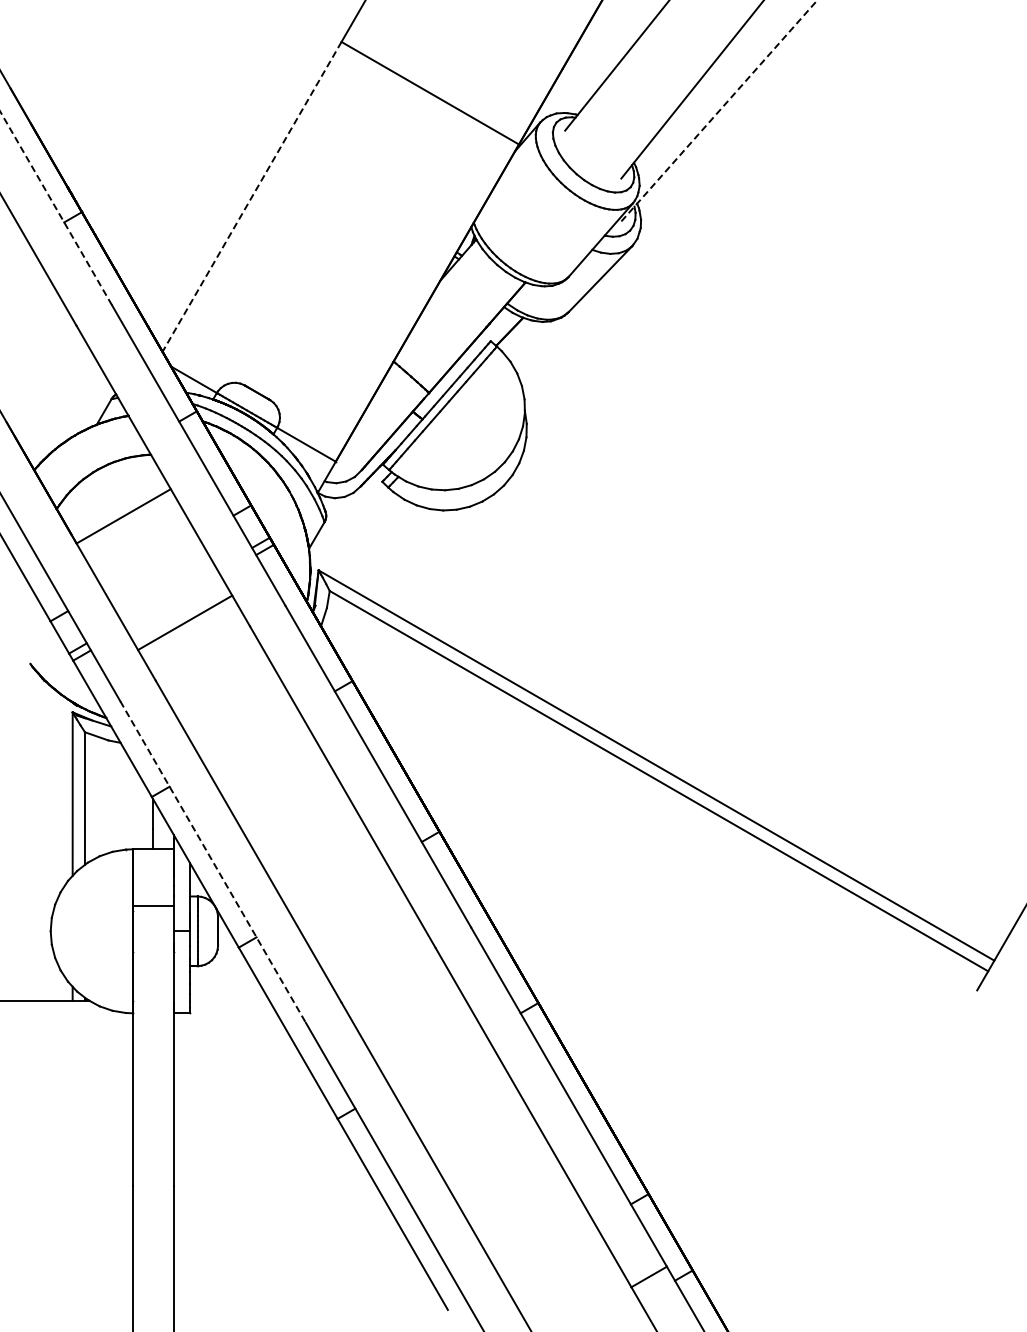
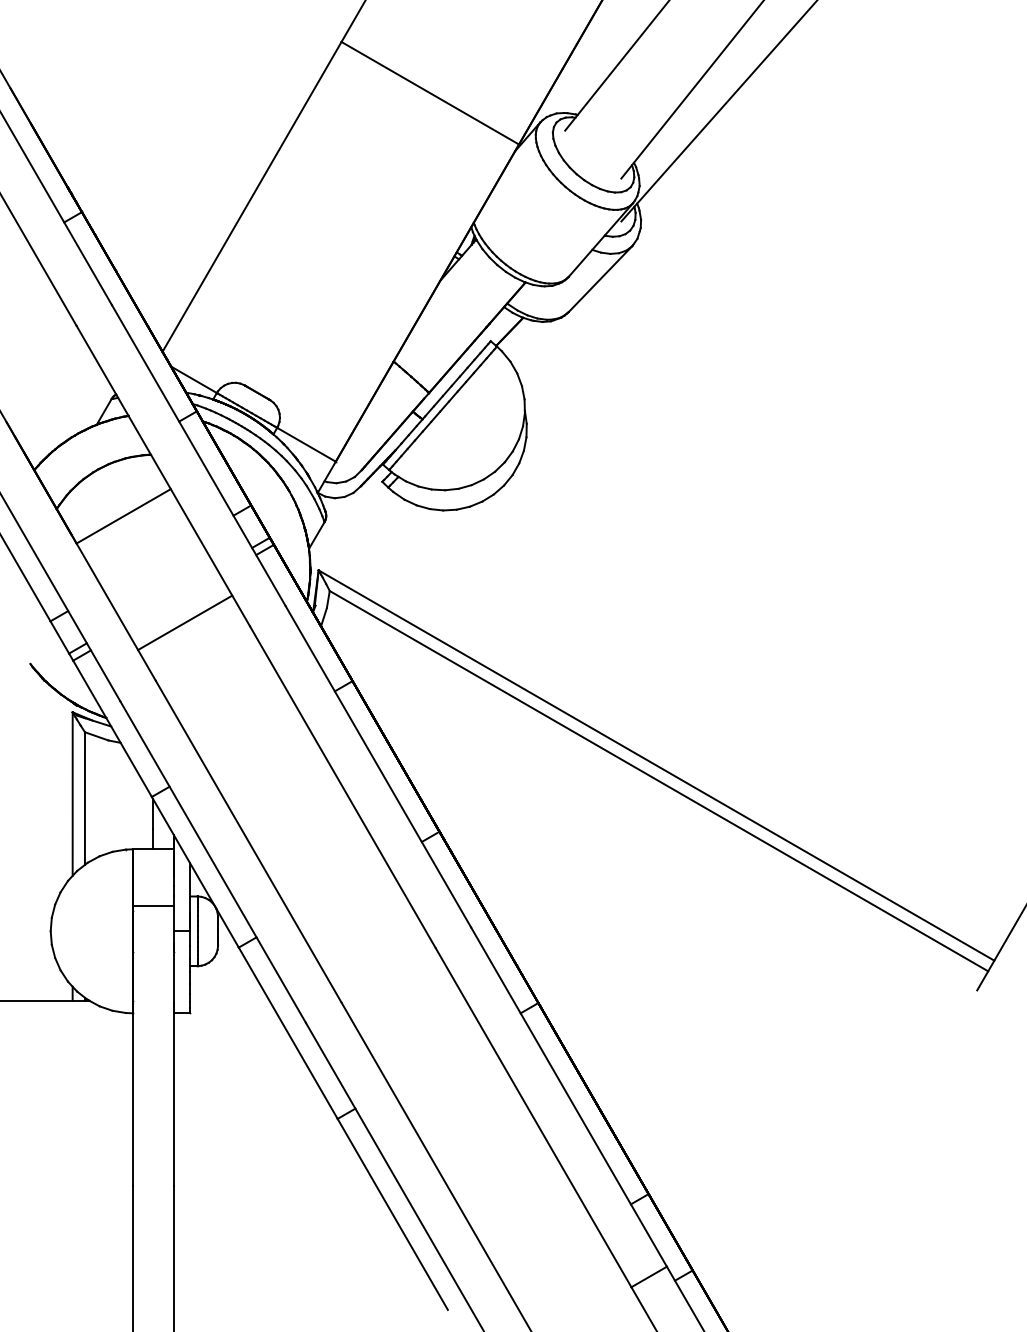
line: dashed -> solid (719, 110)
line: dashed -> solid (252, 196)
line: dashed -> solid (56, 208)
line: dashed -> solid (213, 862)
